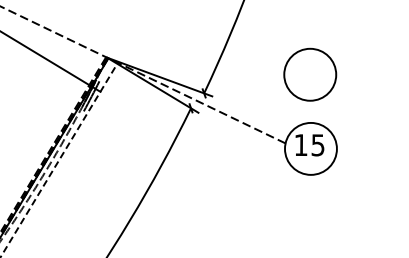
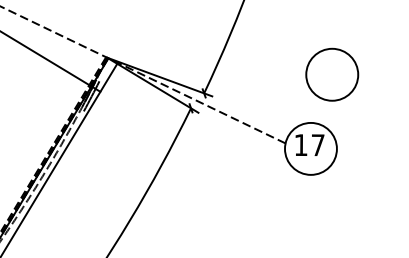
circle position: (310, 74) -> (332, 74) (332, 74)
text: 15 -> 17 (317, 145)
line: dashed -> solid (58, 160)
